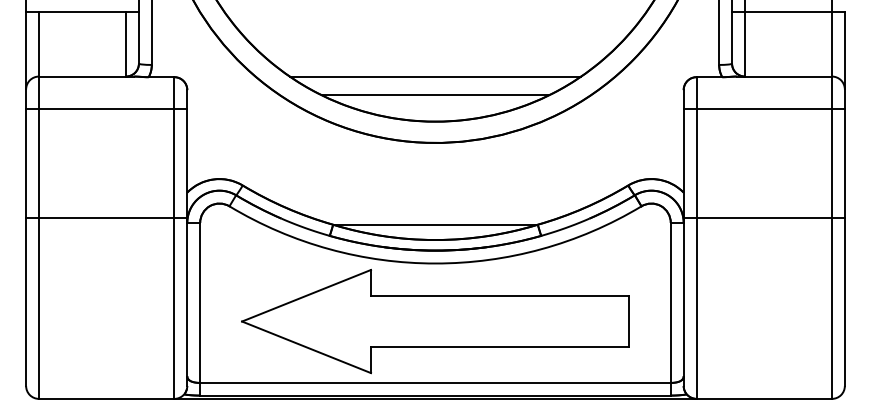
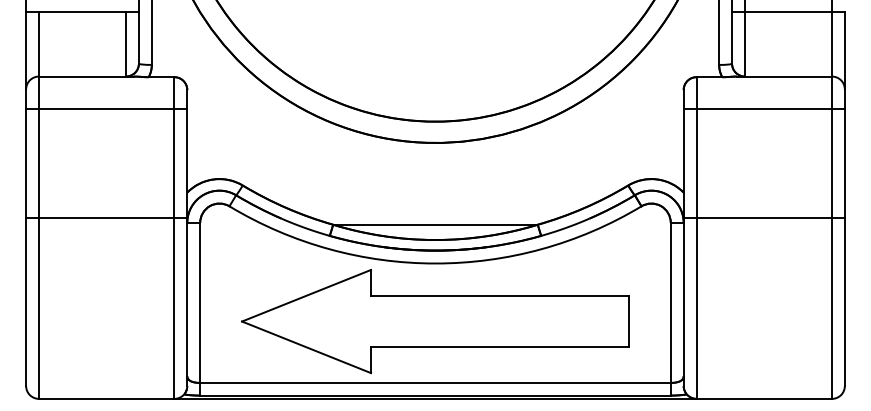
line: present -> none (435, 76)
line: present -> none (435, 95)
